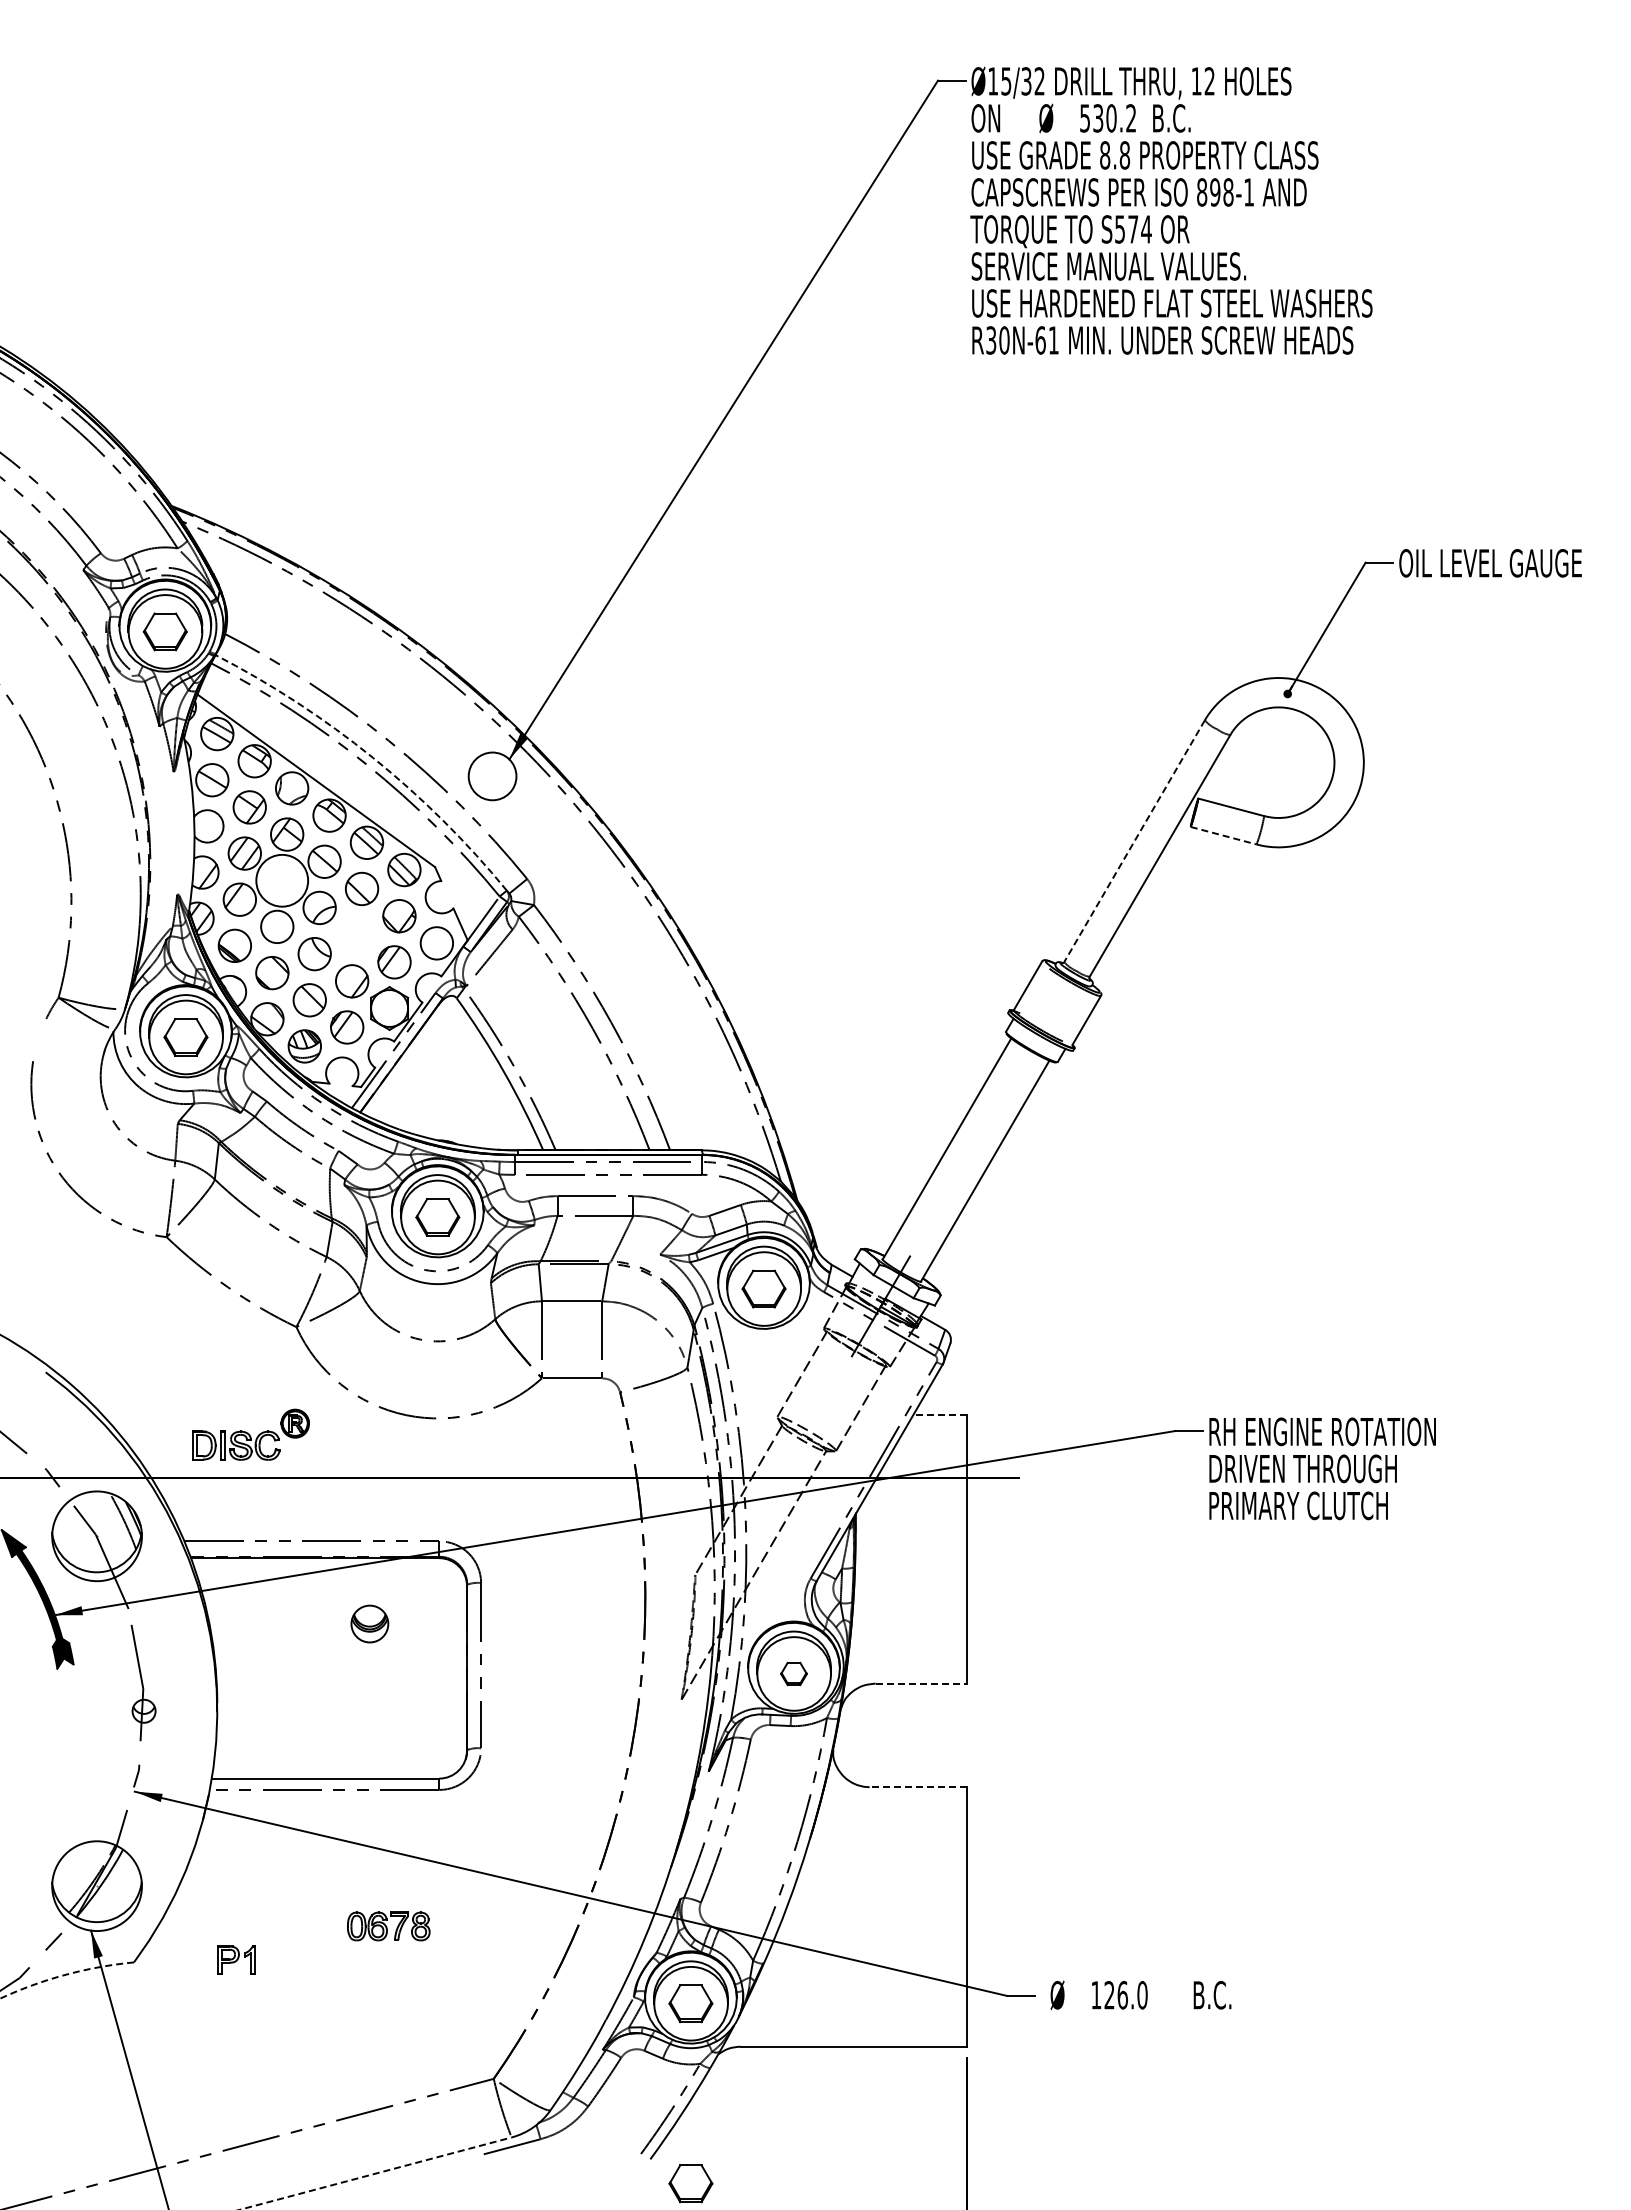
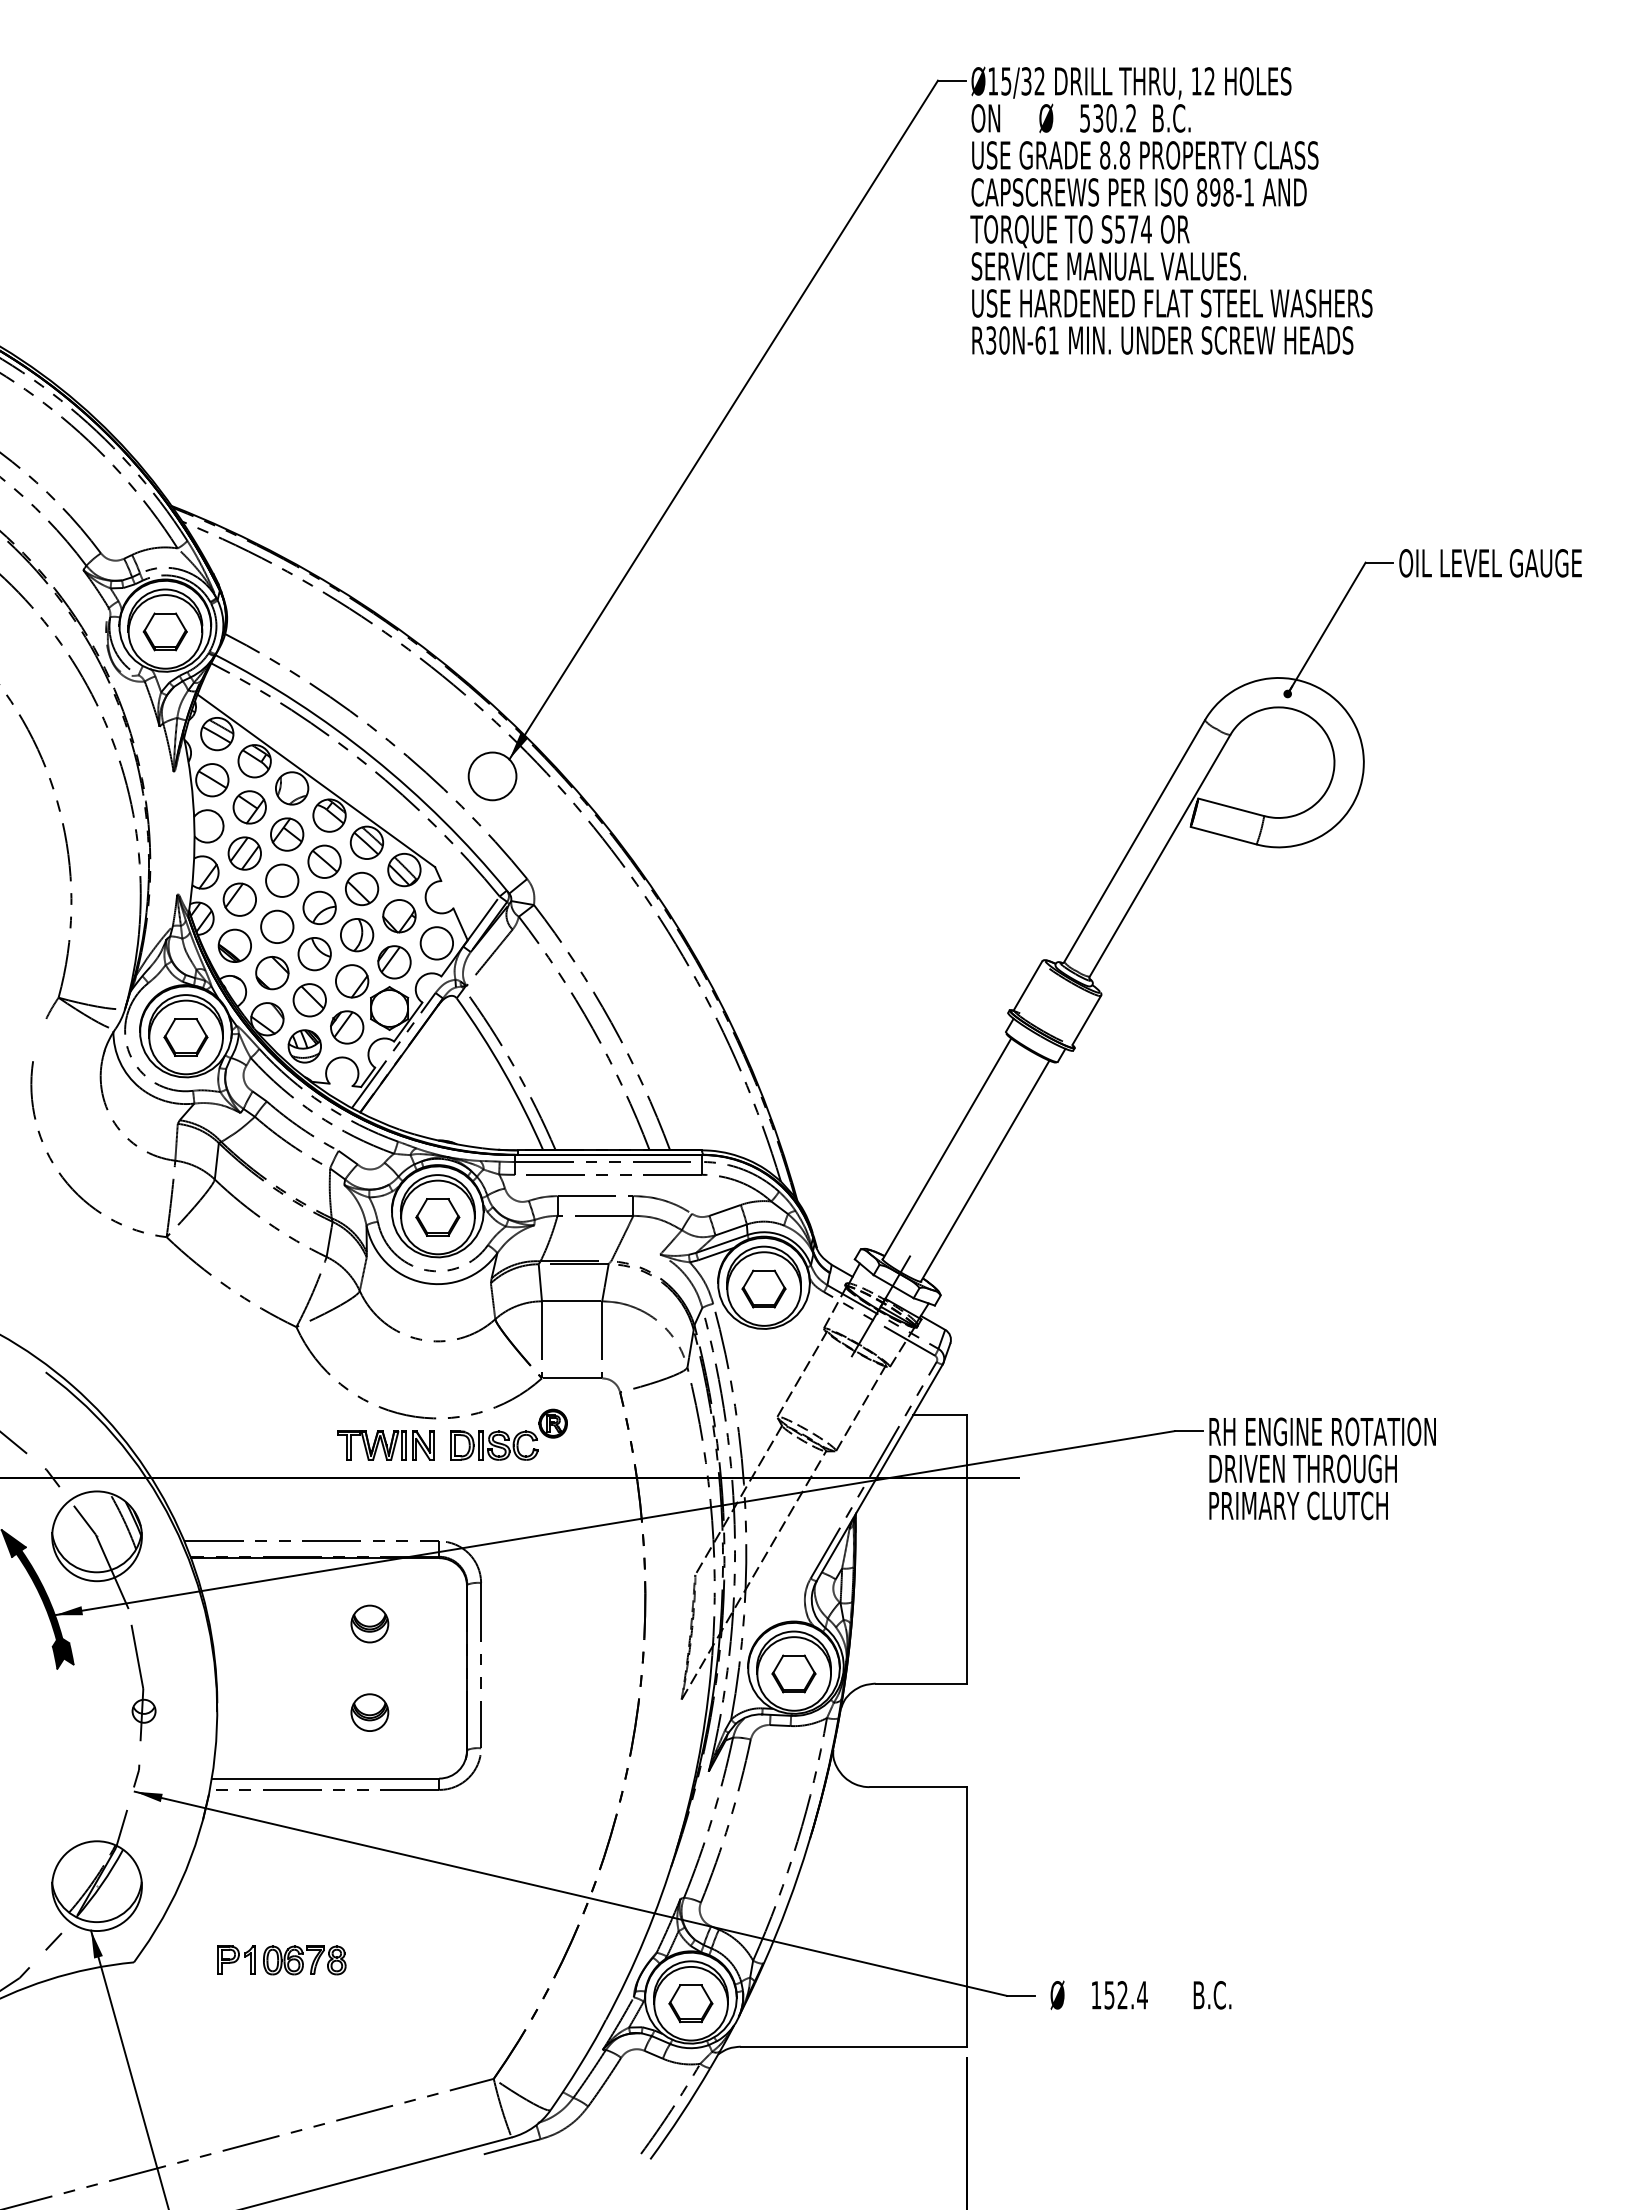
arc: dashed -> solid (373, 757)
line: dashed -> solid (1224, 835)
line: dashed -> solid (1134, 841)
circle diameter: 52 px -> 32 px (282, 880)
part: none -> present (357, 935)
line: dashed -> solid (939, 1415)
part position: (250, 1434) -> (508, 1434) (508, 1434)
part: none -> present (385, 1445)
part size: 28x26 px -> 46x40 px (793, 1673)
line: dashed -> solid (921, 1683)
part: none -> present (369, 1712)
line: dashed -> solid (918, 1787)
part position: (388, 1926) -> (304, 1960) (304, 1960)
arc: dashed -> solid (66, 1974)
text: 126.0 -> 152.4 (1125, 1995)
line: dashed -> solid (375, 2173)
part: present -> none (690, 2183)
